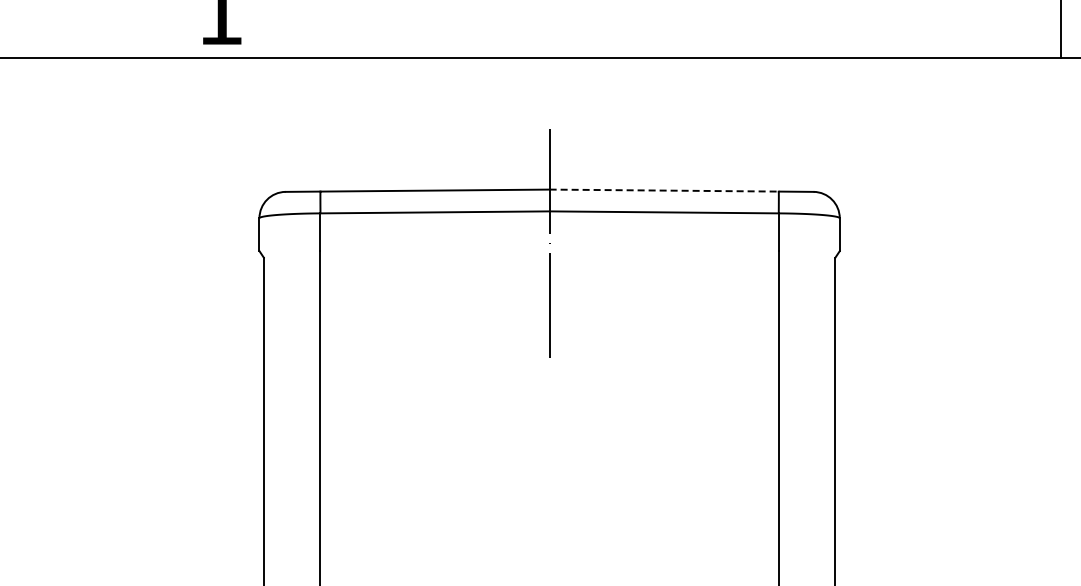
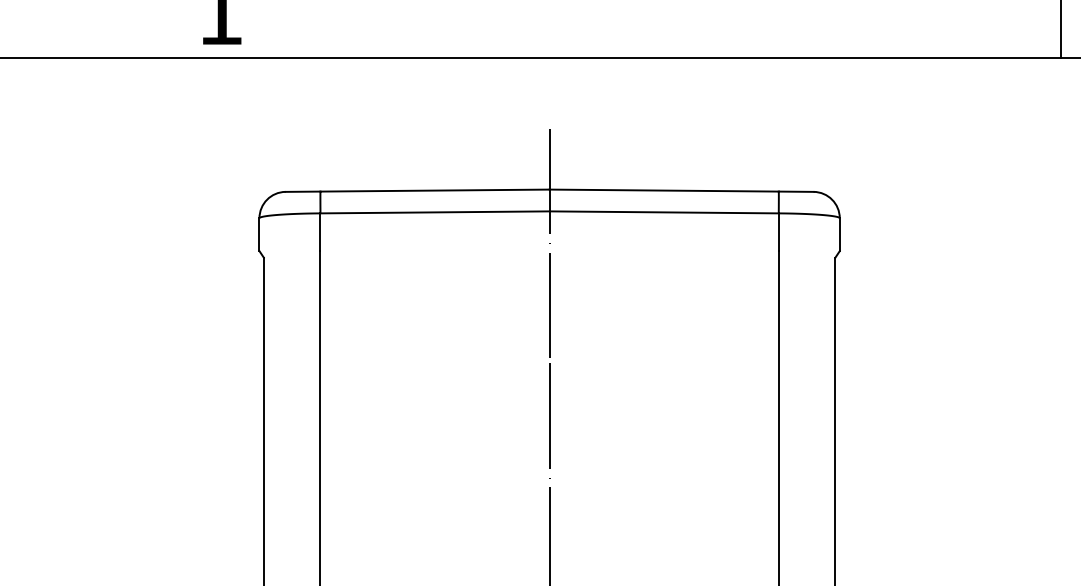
line: dashed -> solid (664, 190)
line: none -> present (549, 472)
